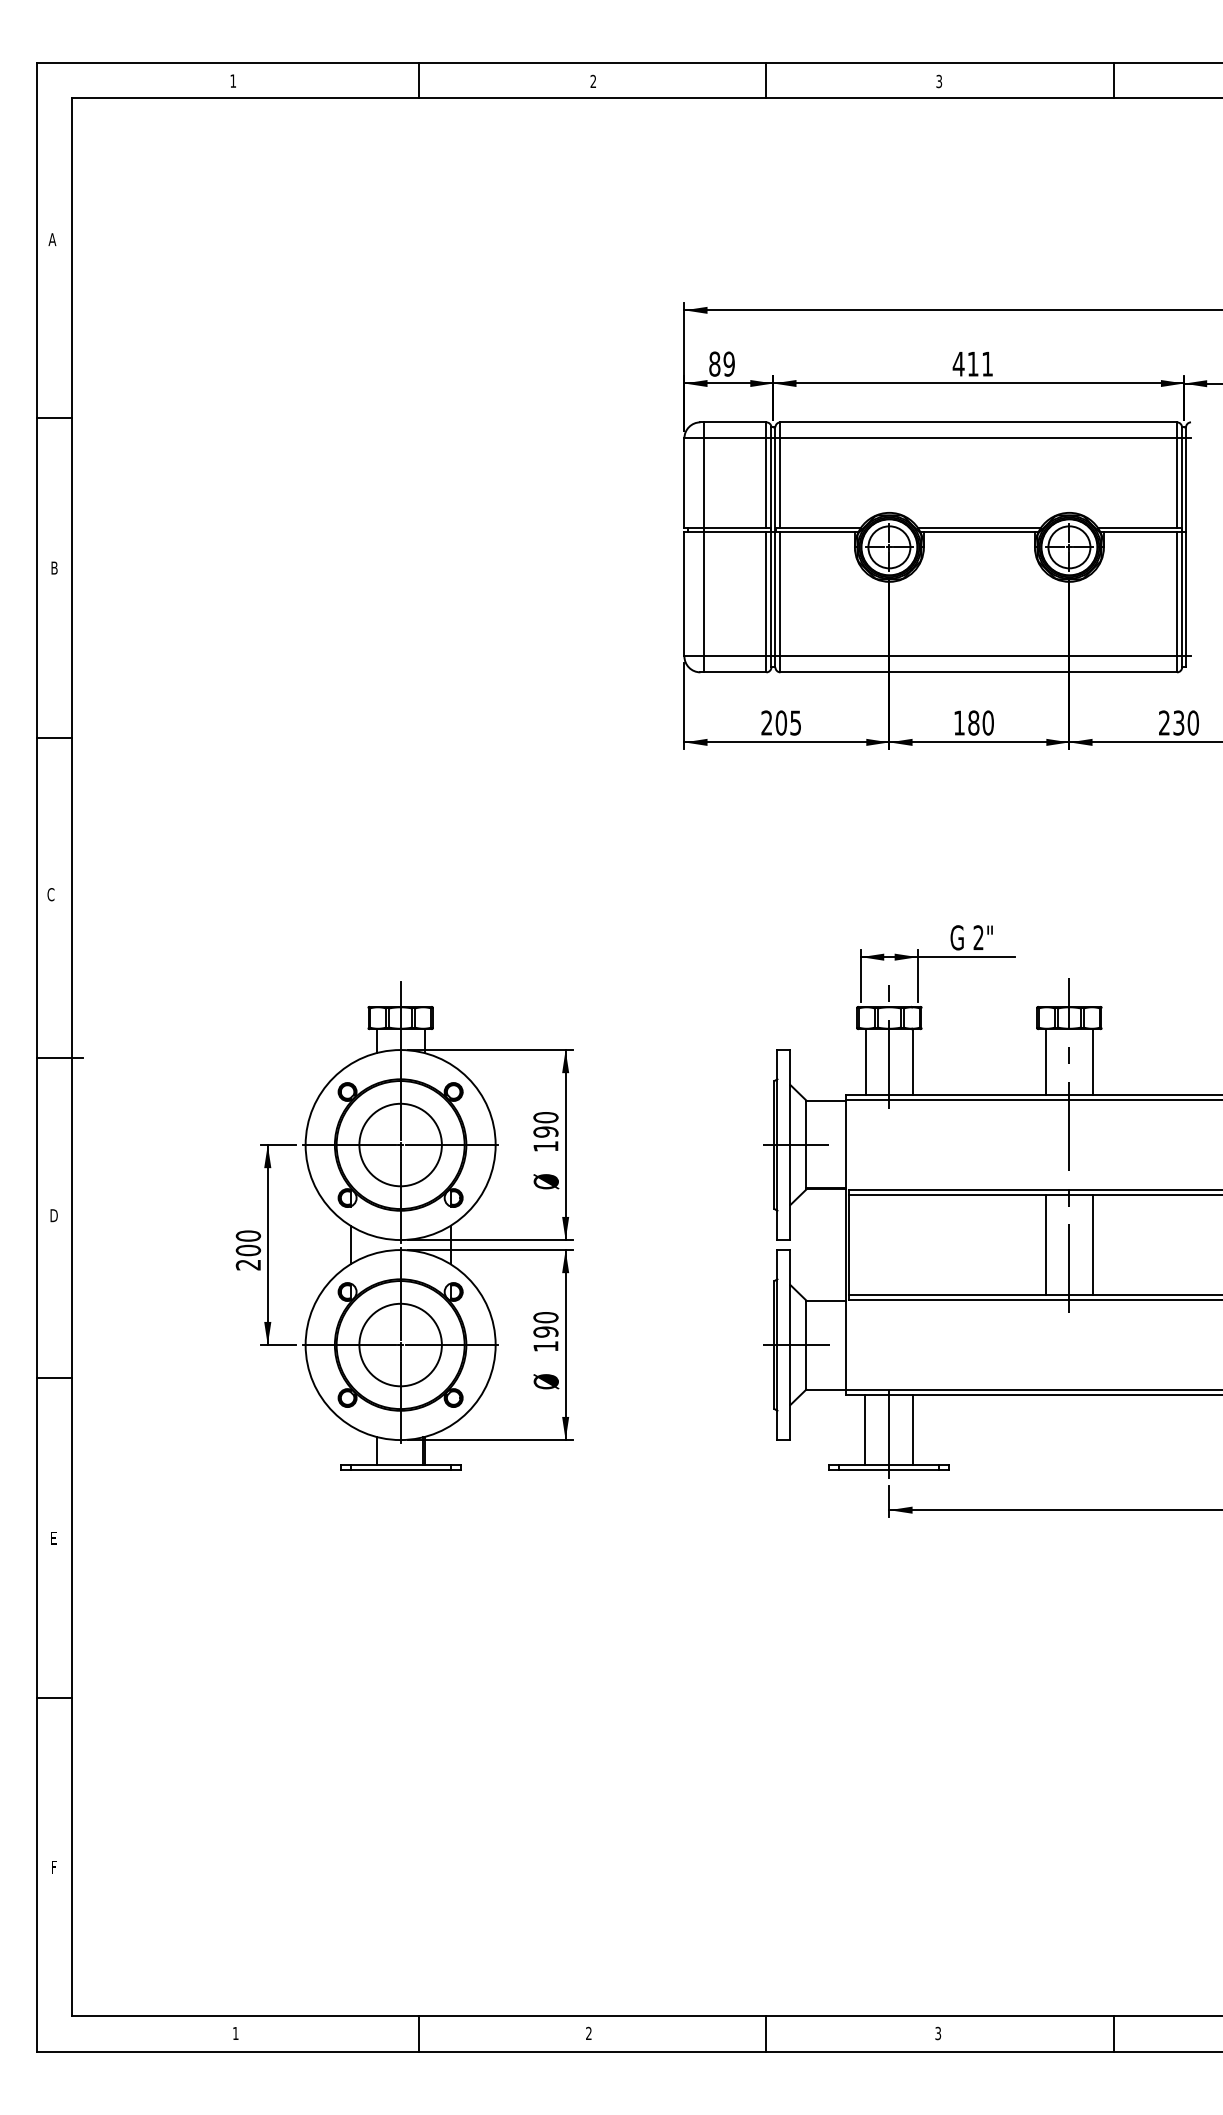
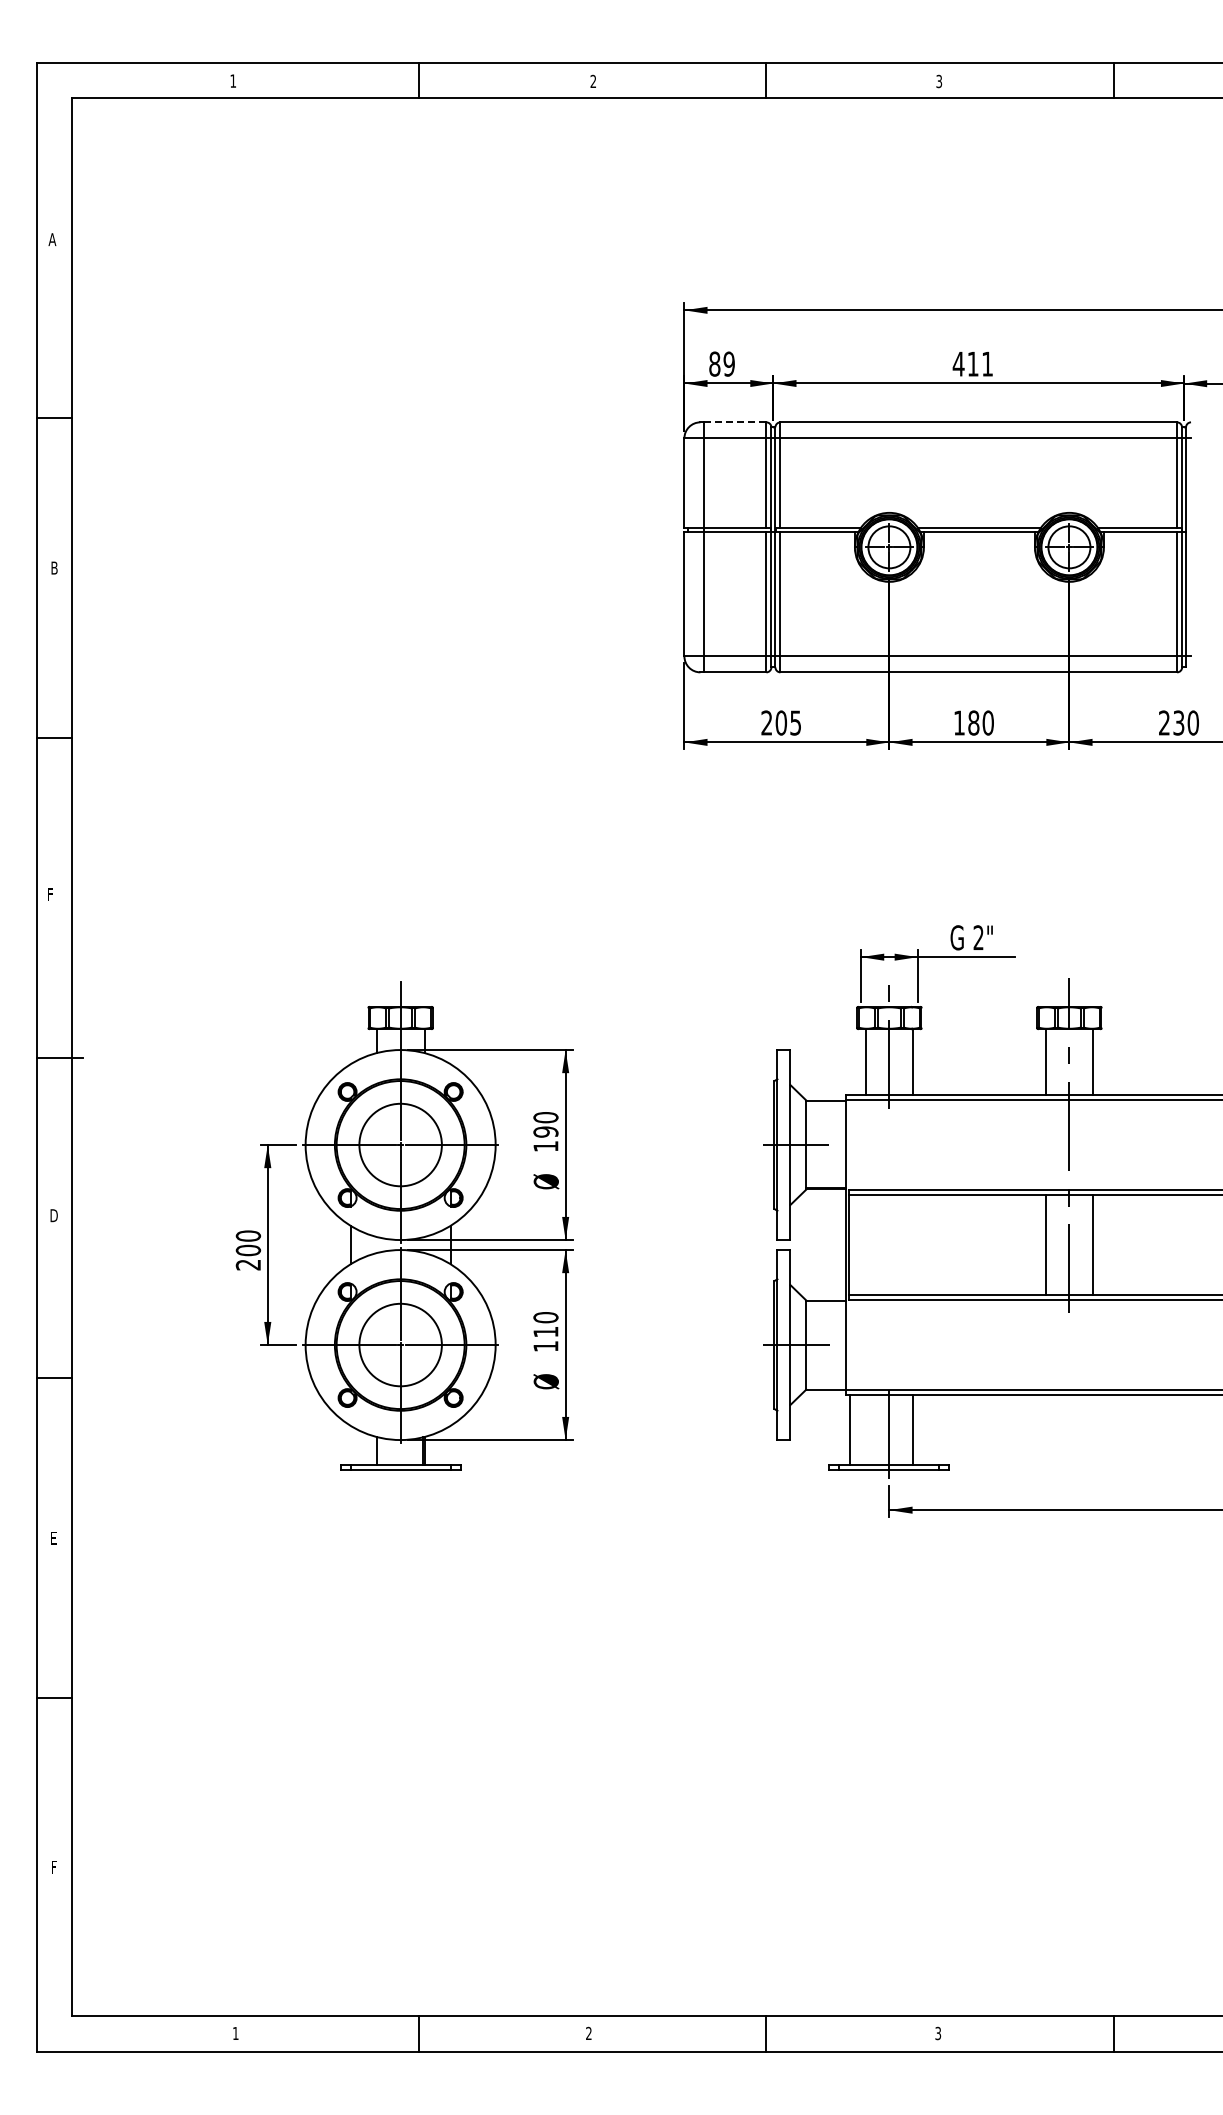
line: solid -> dashed (734, 422)
text: C -> F (50, 894)
text: 190 -> 110 (545, 1331)
line position: (865, 1430) -> (850, 1430) (850, 1430)
